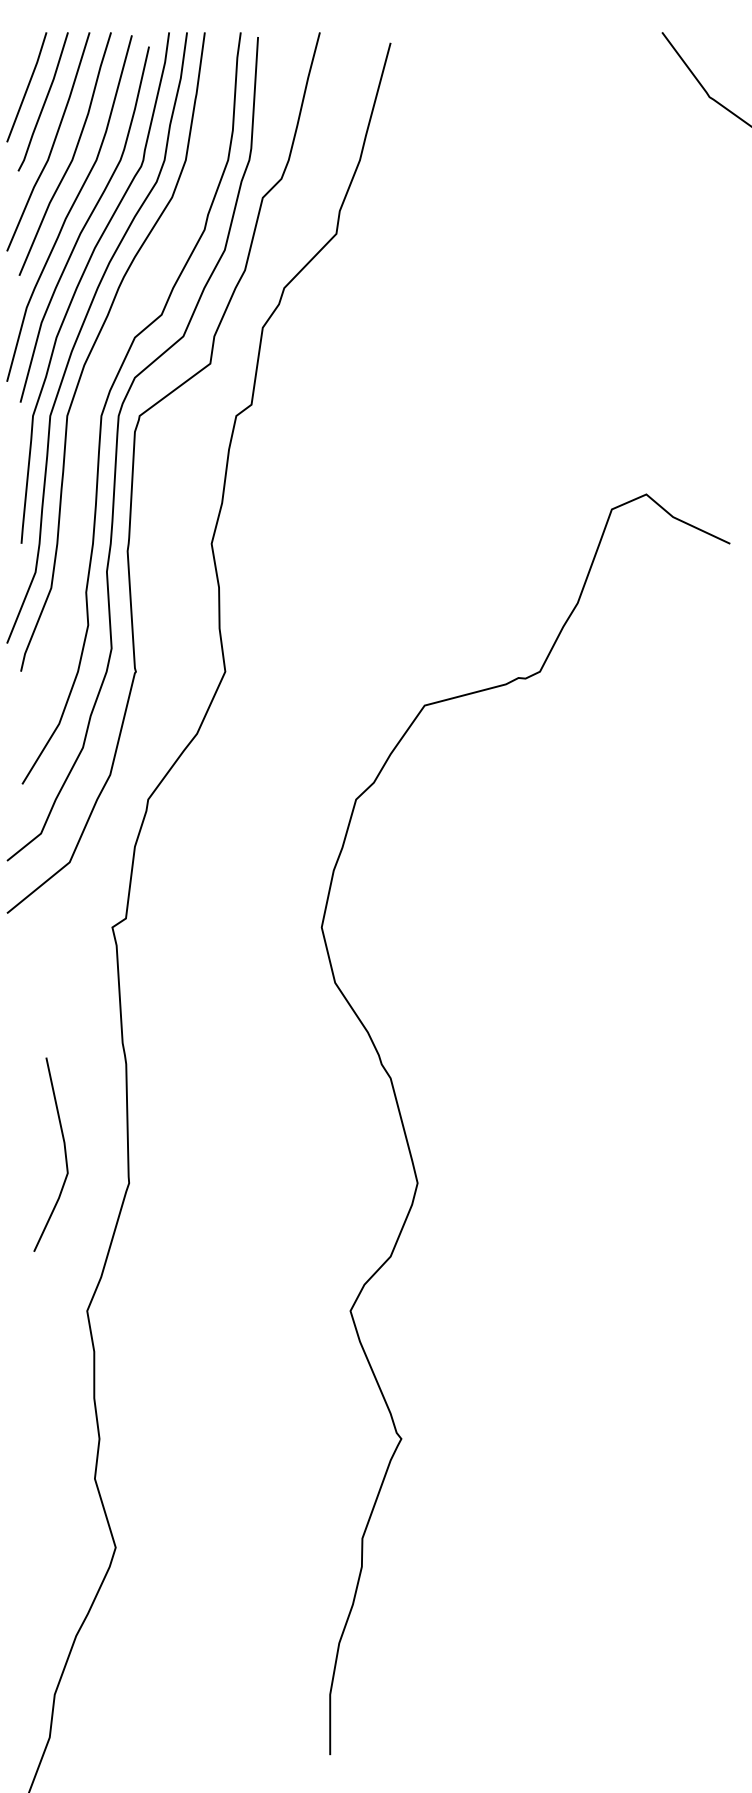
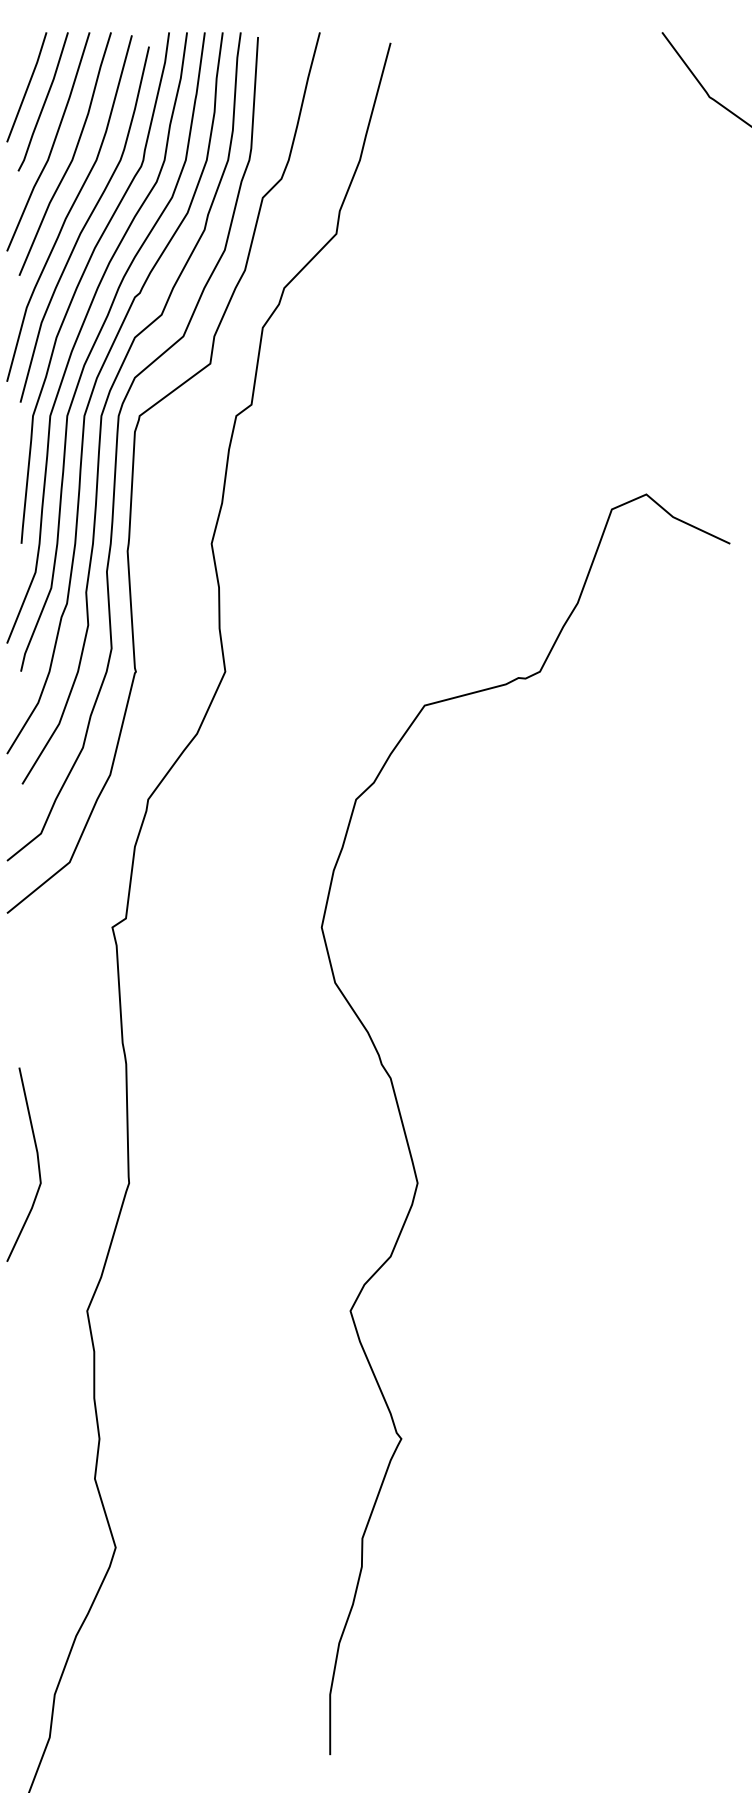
curve: none -> present (95, 386)
line position: (64, 1154) -> (37, 1164) (37, 1164)
